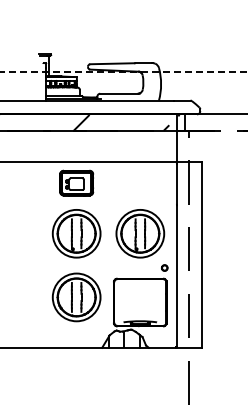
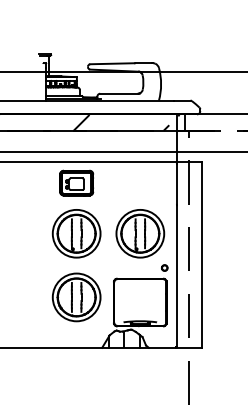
line: dashed -> solid (124, 71)
line: none -> present (123, 151)
